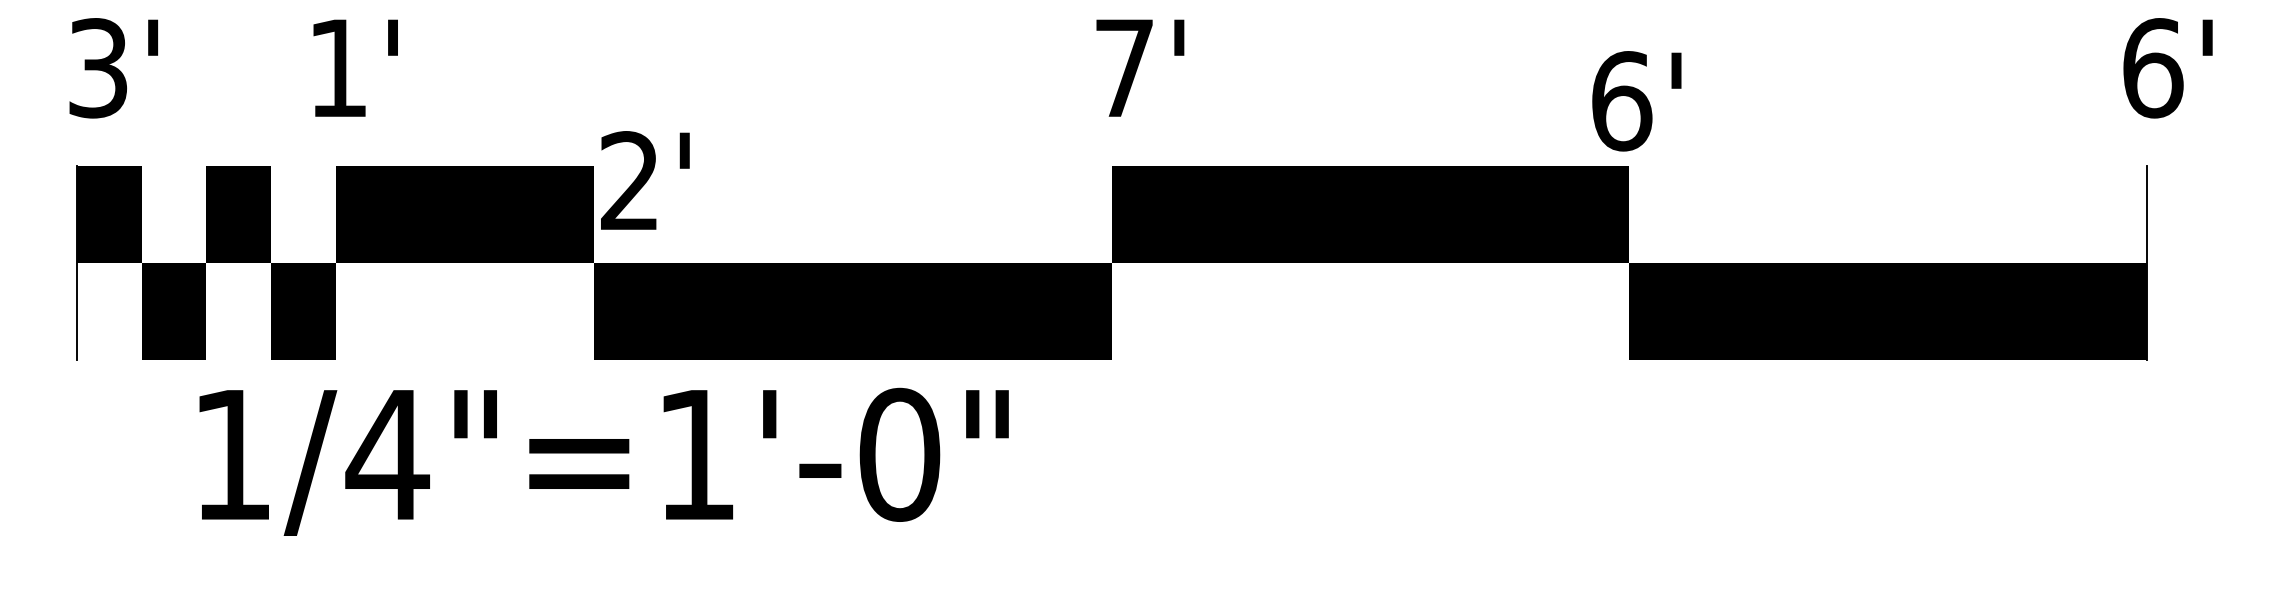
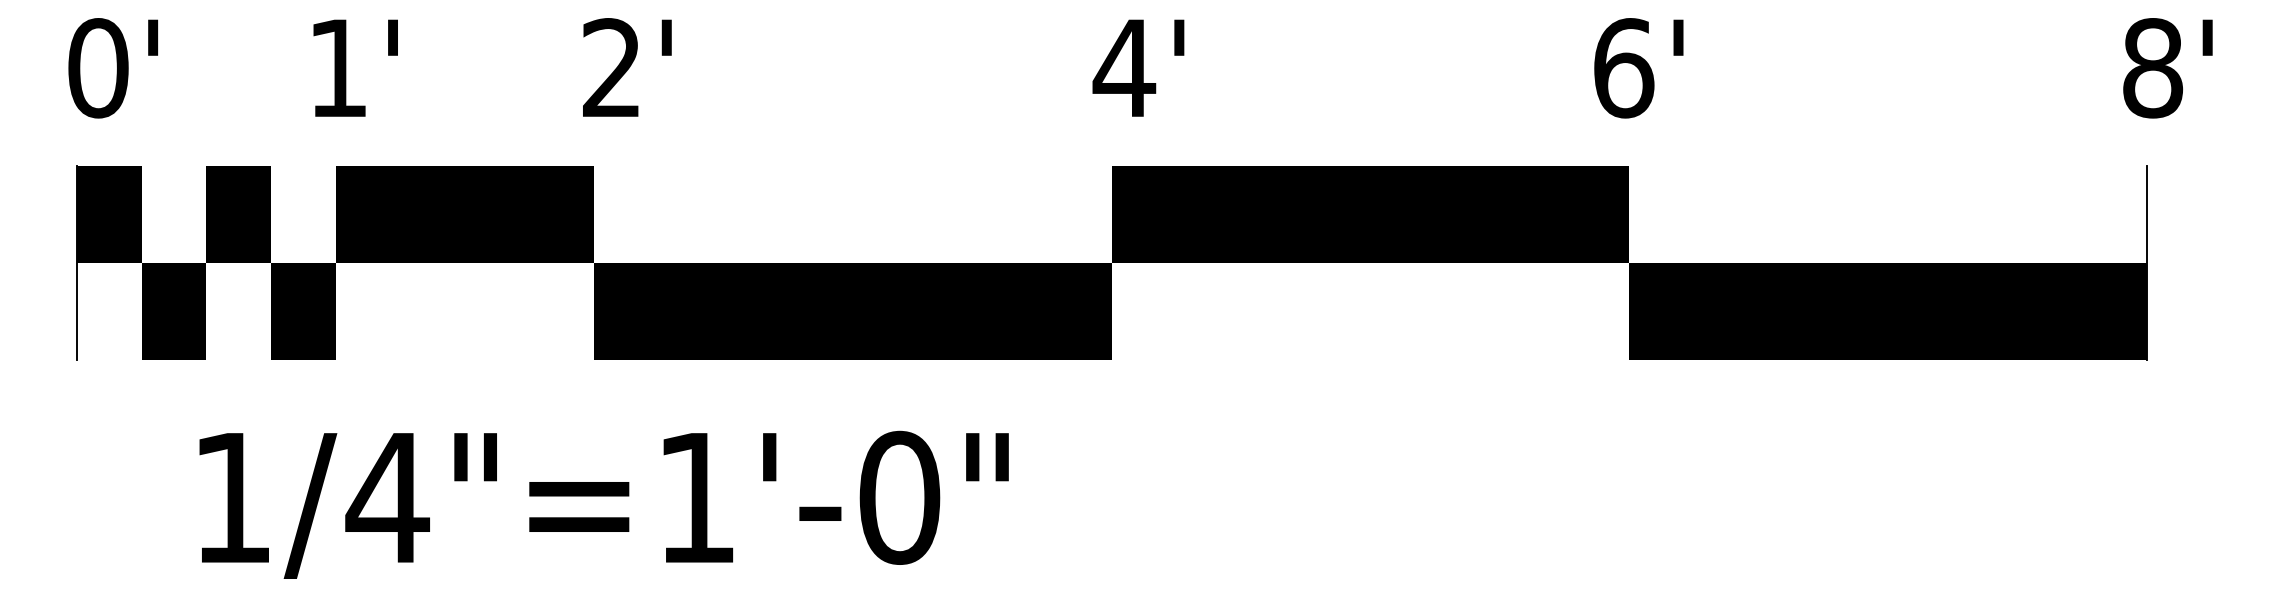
text: 7' -> 4' (1124, 67)
text: 3' -> 0' (98, 68)
text: 6' -> 8' (2153, 68)
text position: (1636, 101) -> (1638, 68) (1638, 68)
text position: (645, 180) -> (627, 67) (627, 67)
text position: (603, 461) -> (603, 504) (603, 504)
